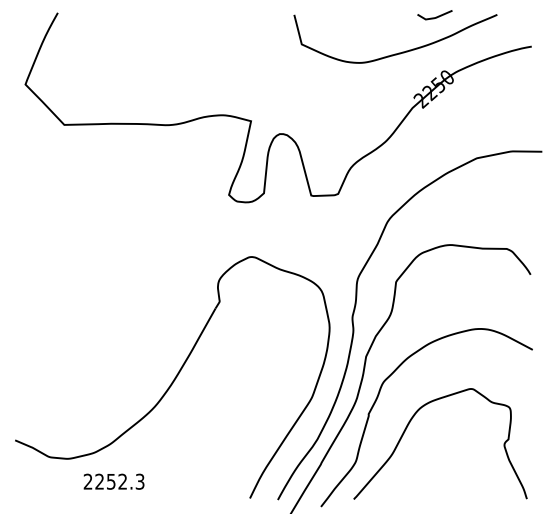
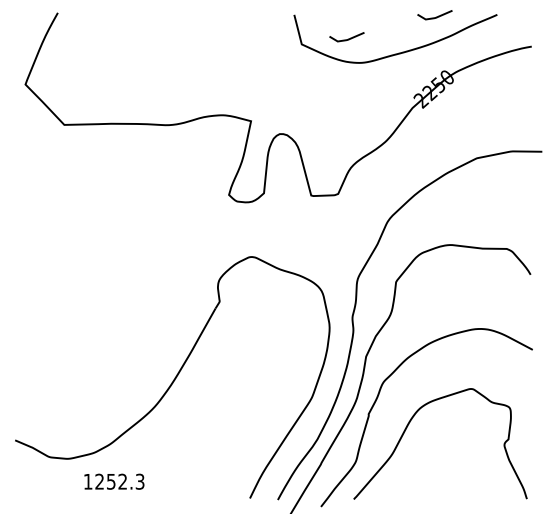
curve: none -> present (346, 39)
text: 2252.3 -> 1252.3 (87, 481)
